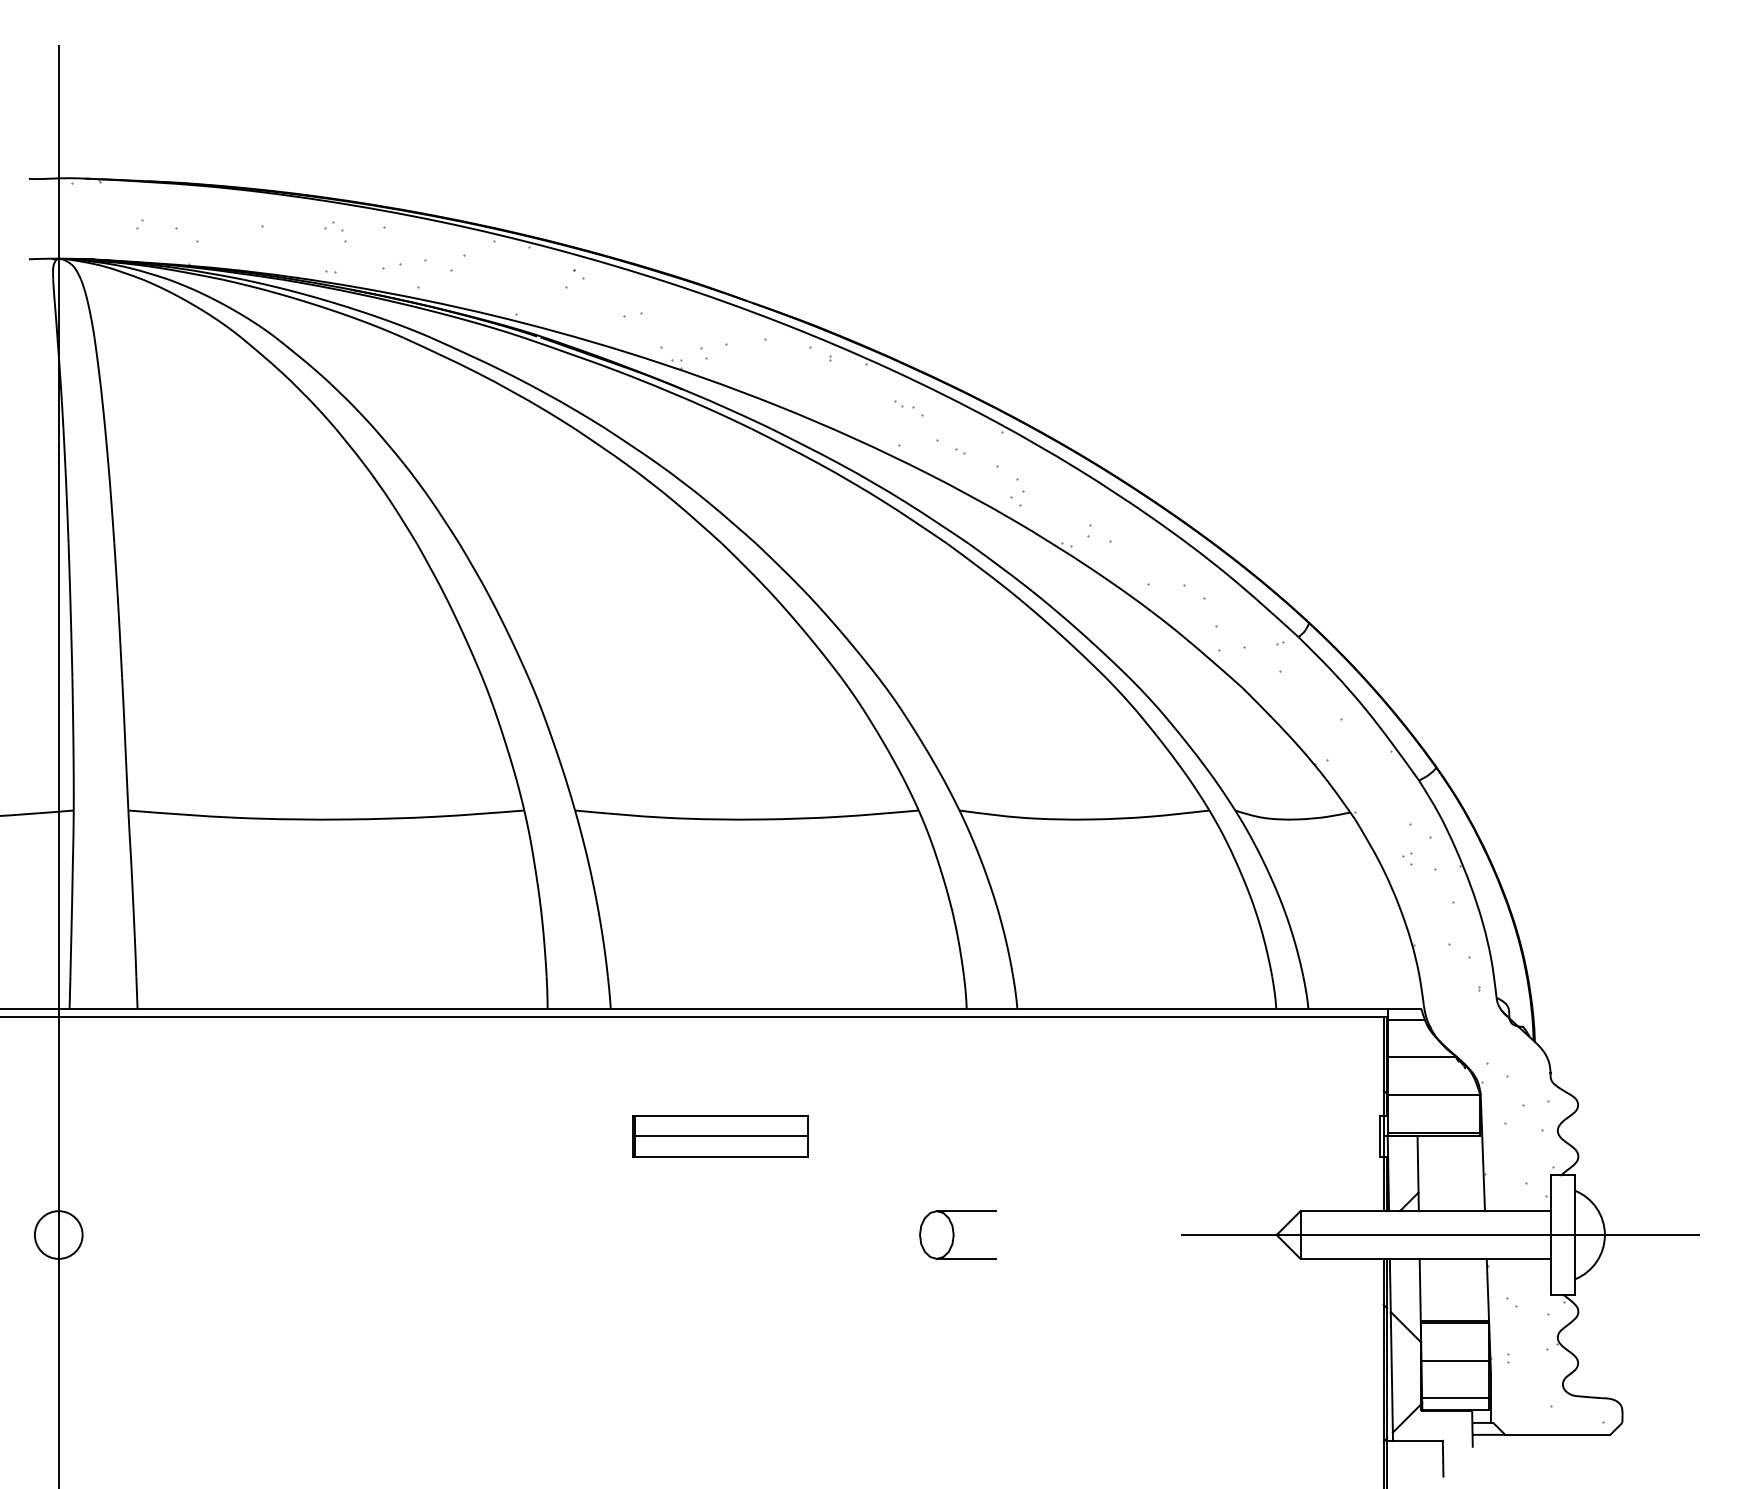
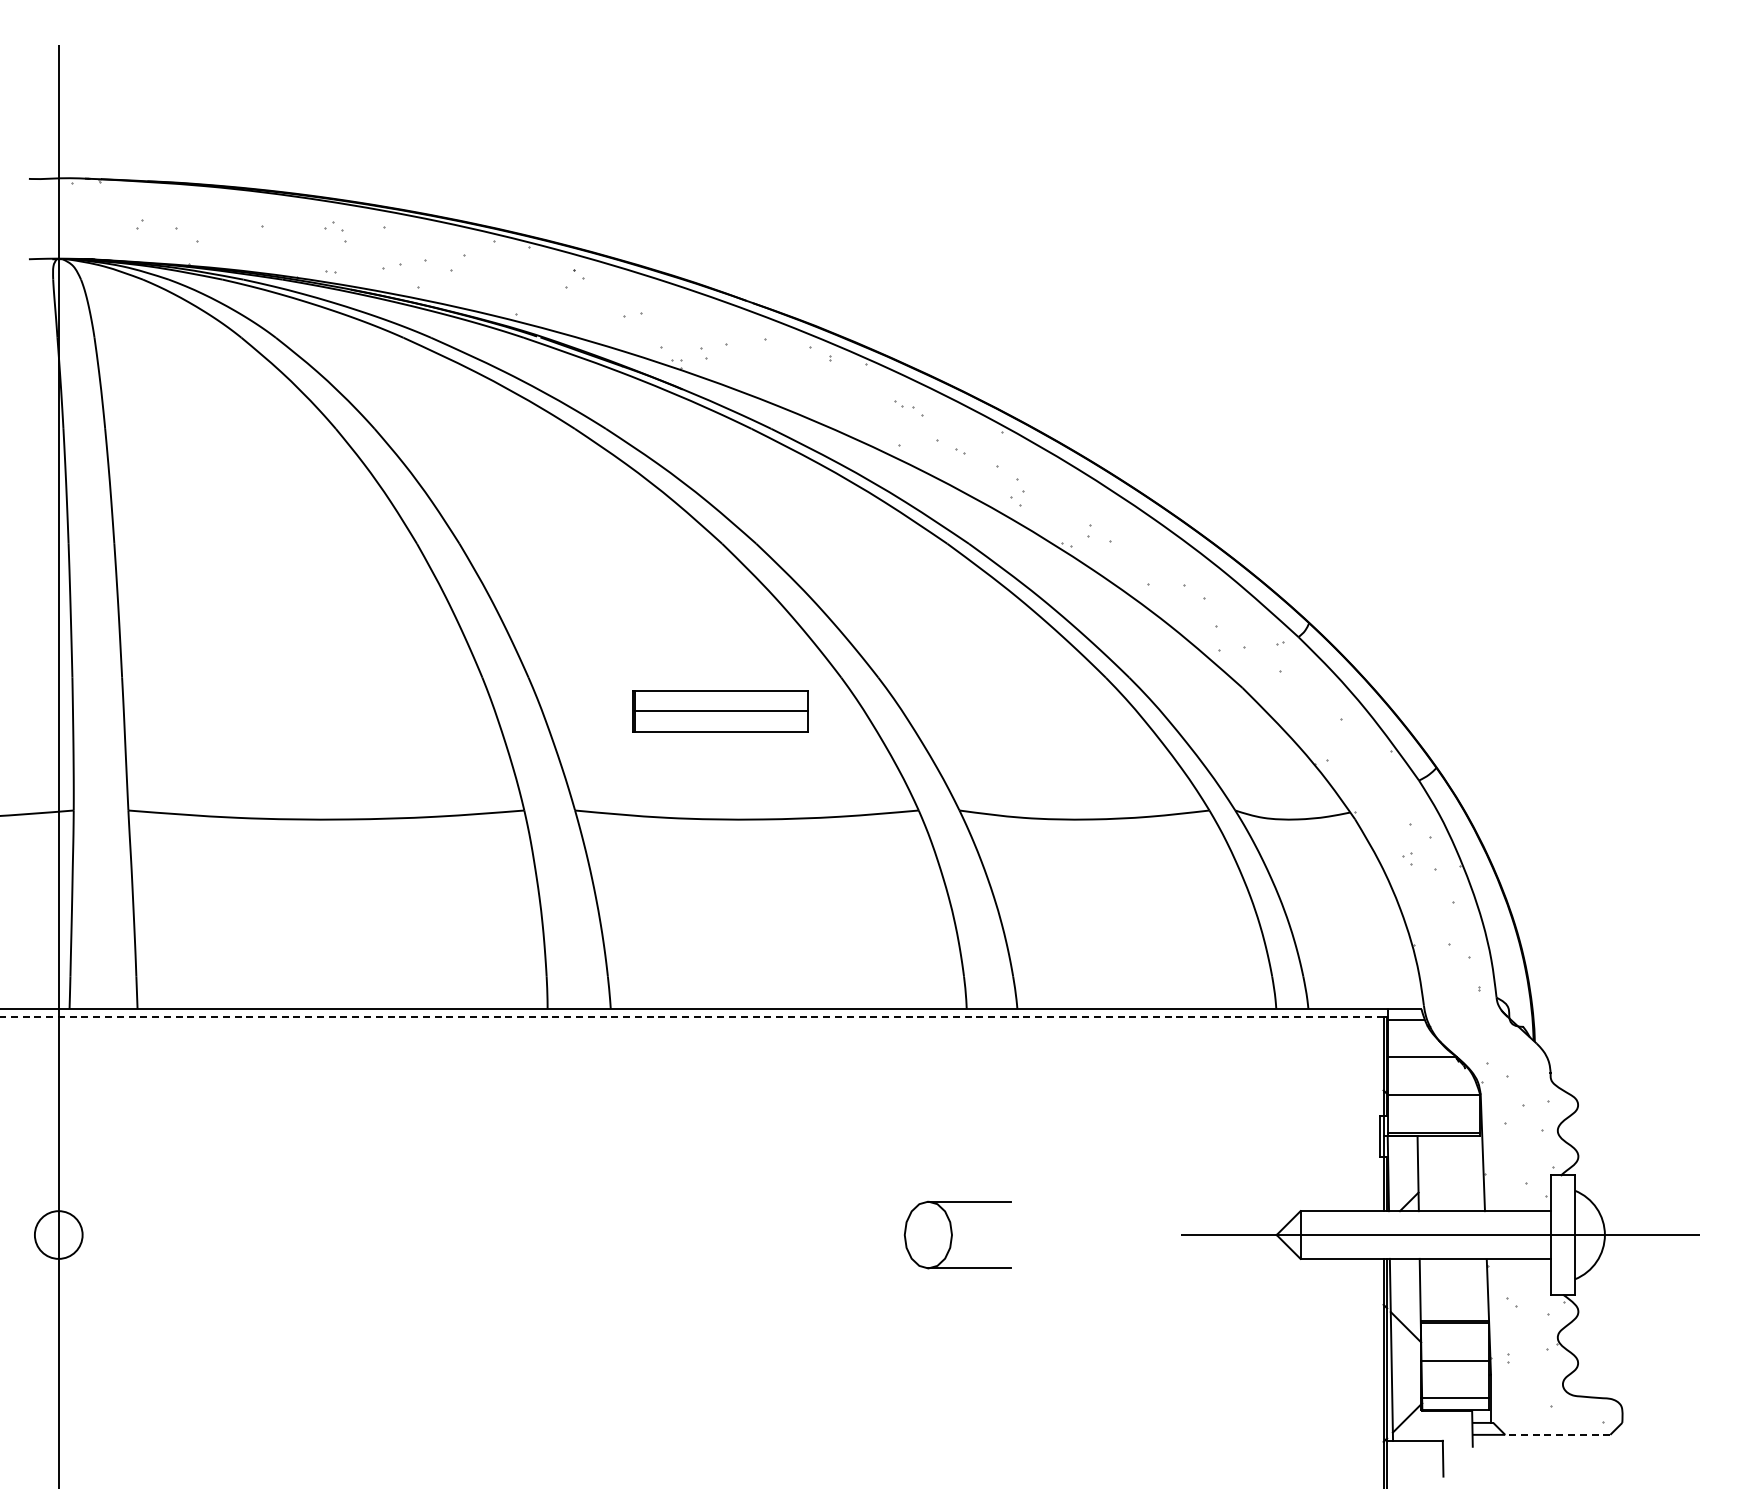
line: solid -> dashed (691, 1017)
part position: (720, 1136) -> (720, 711) (720, 711)
part size: 78x50 px -> 109x70 px (957, 1234)
line: solid -> dashed (1557, 1434)
